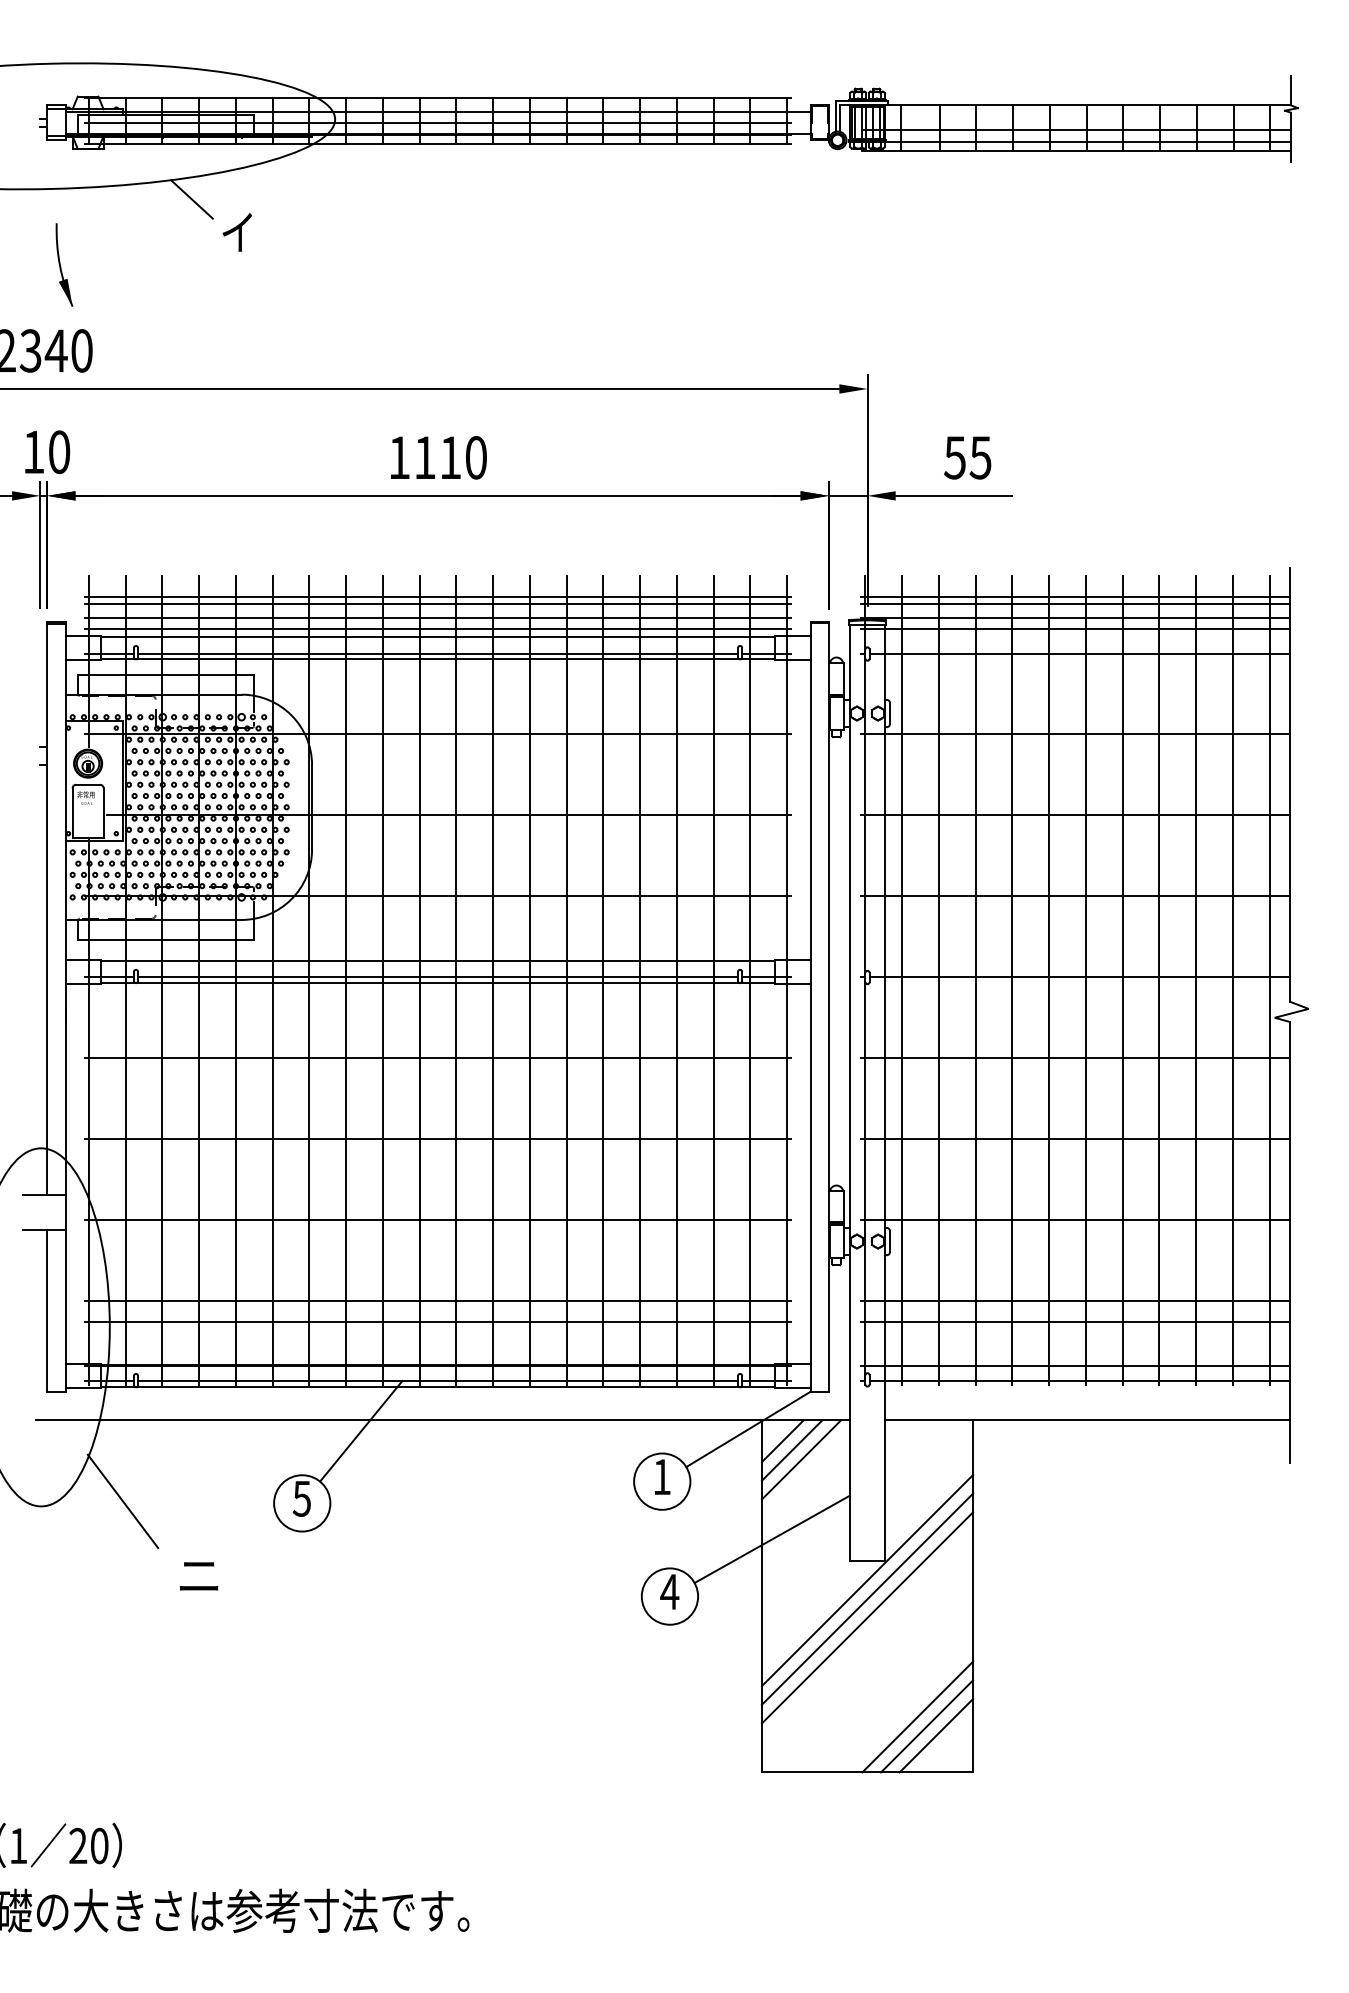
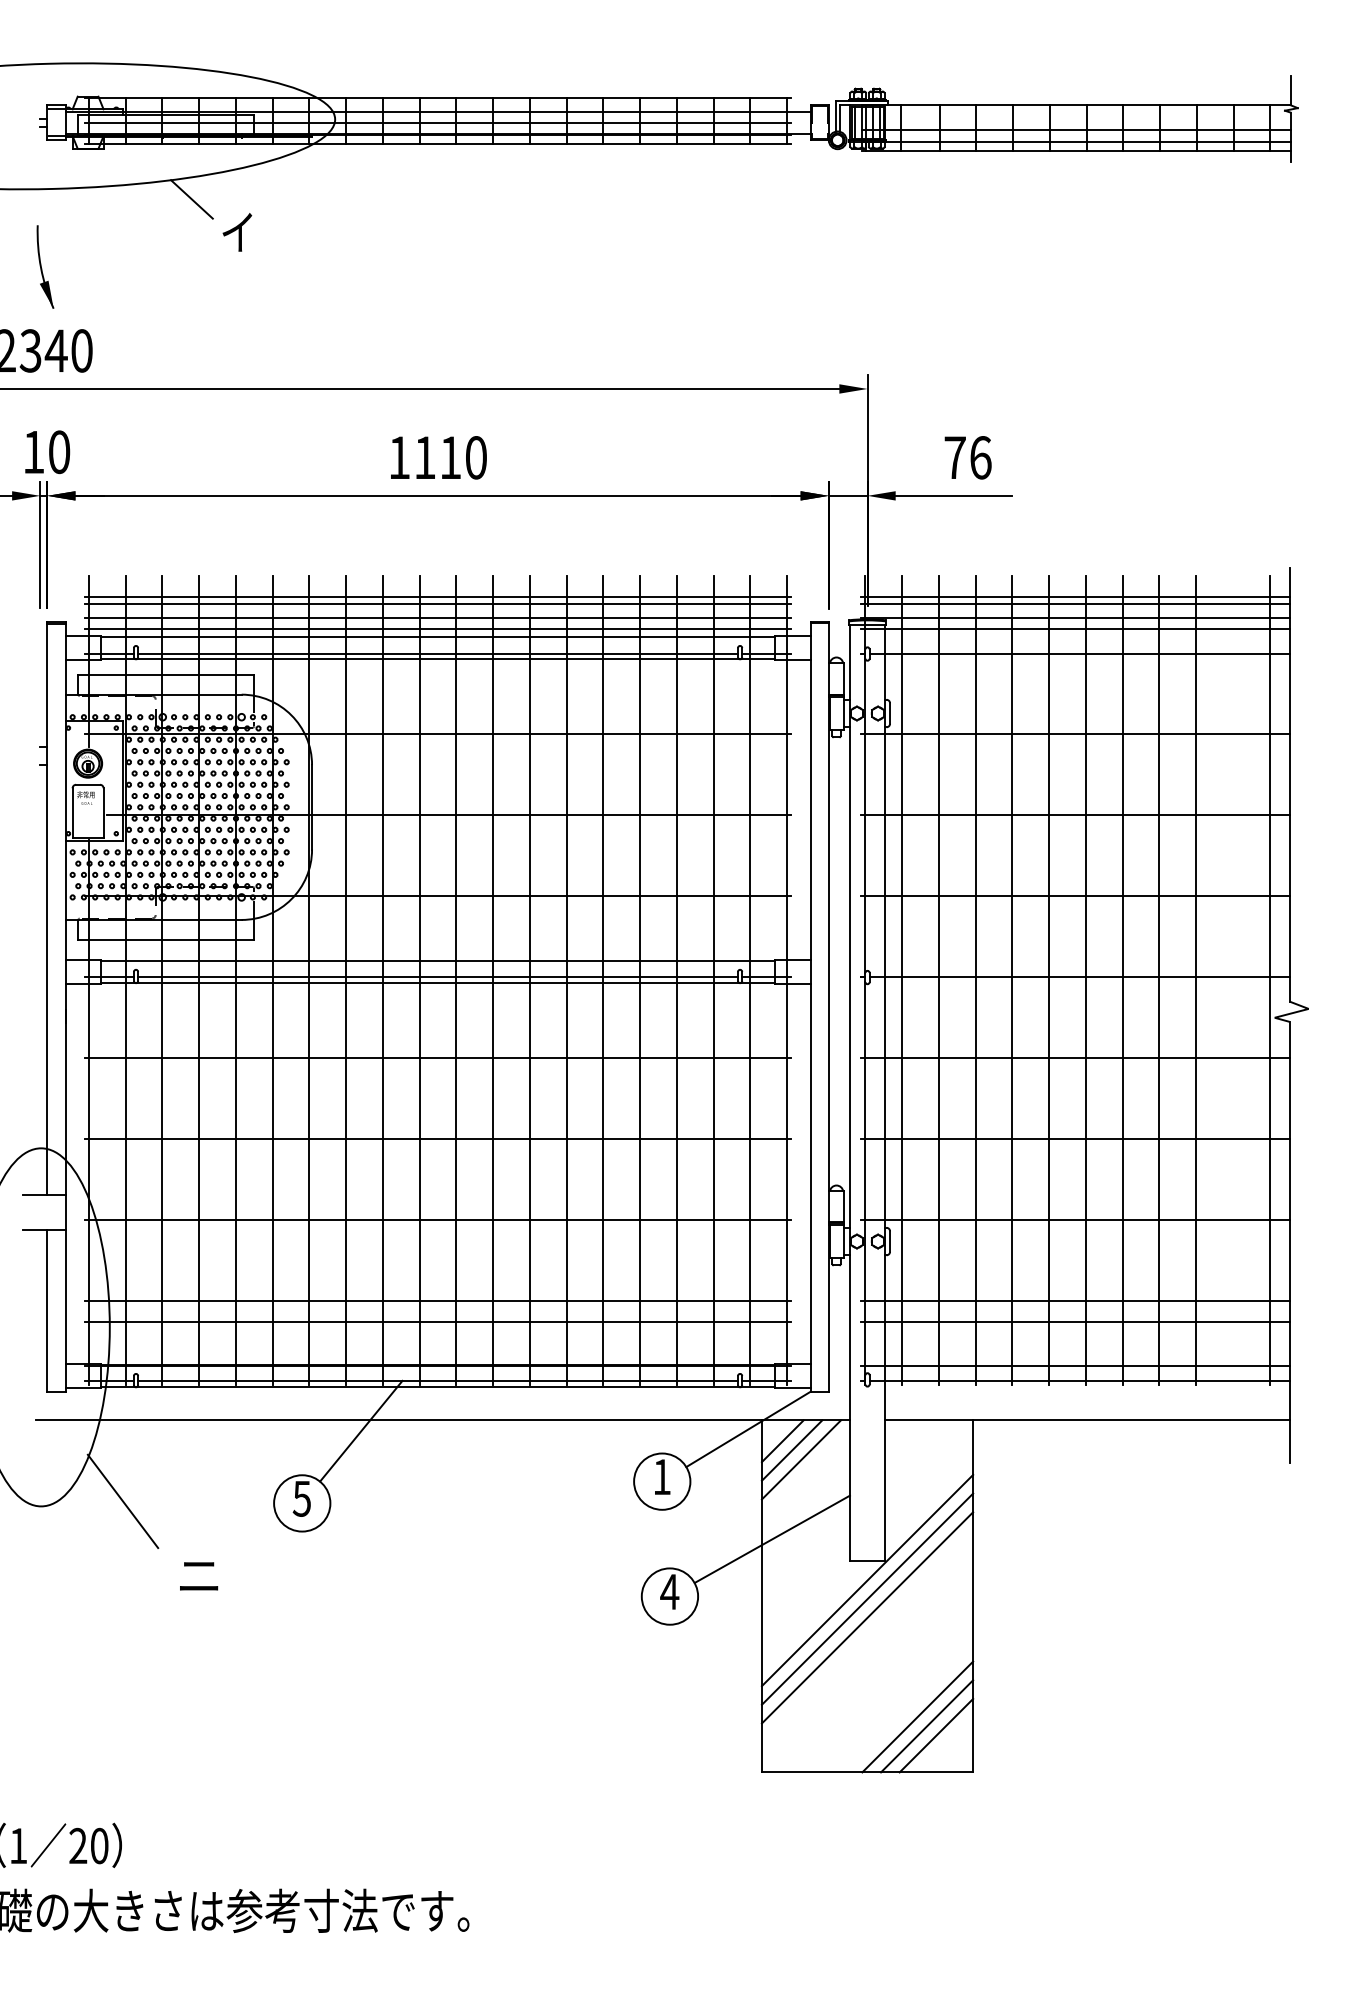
part position: (64, 264) -> (45, 266) (45, 266)
text: 55 -> 76 (967, 457)
line: present -> none (1232, 980)
